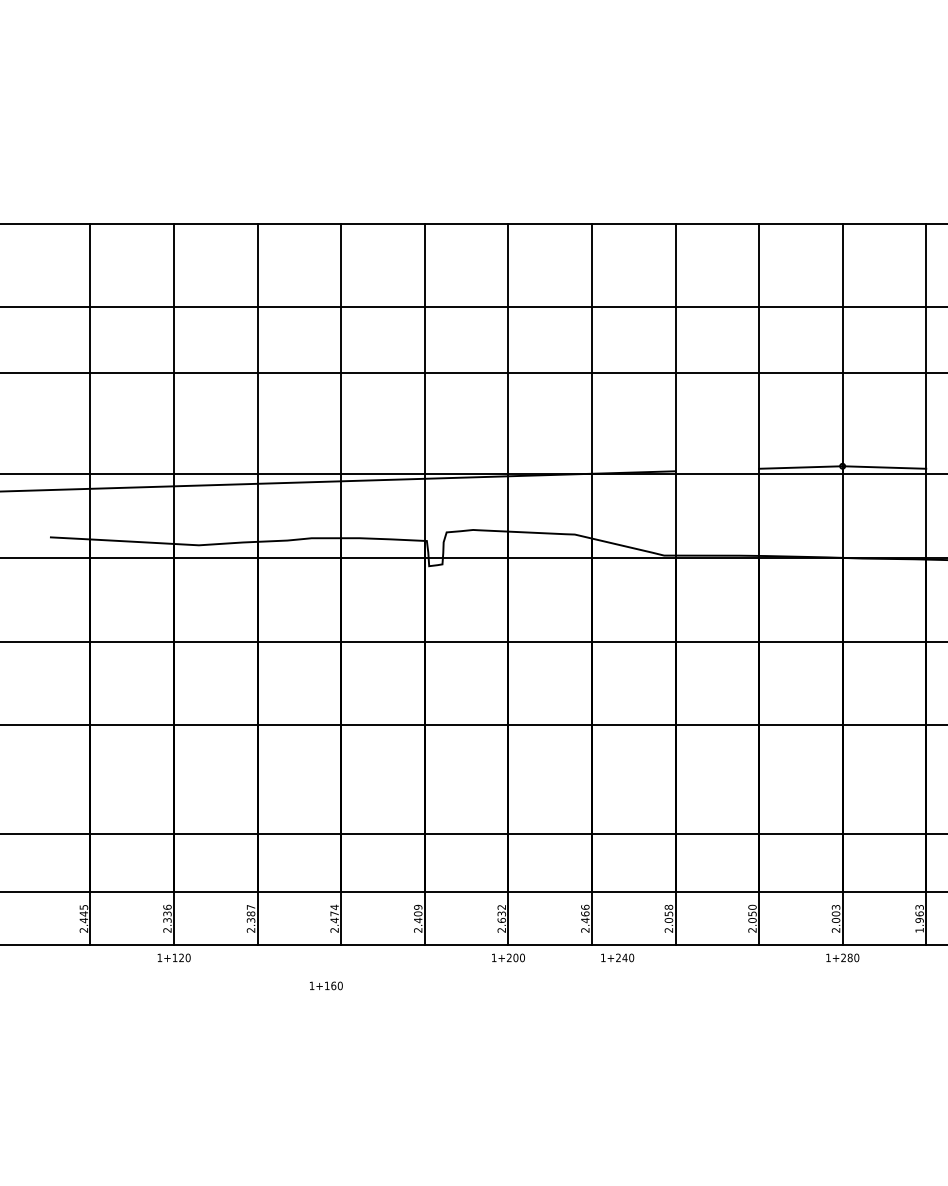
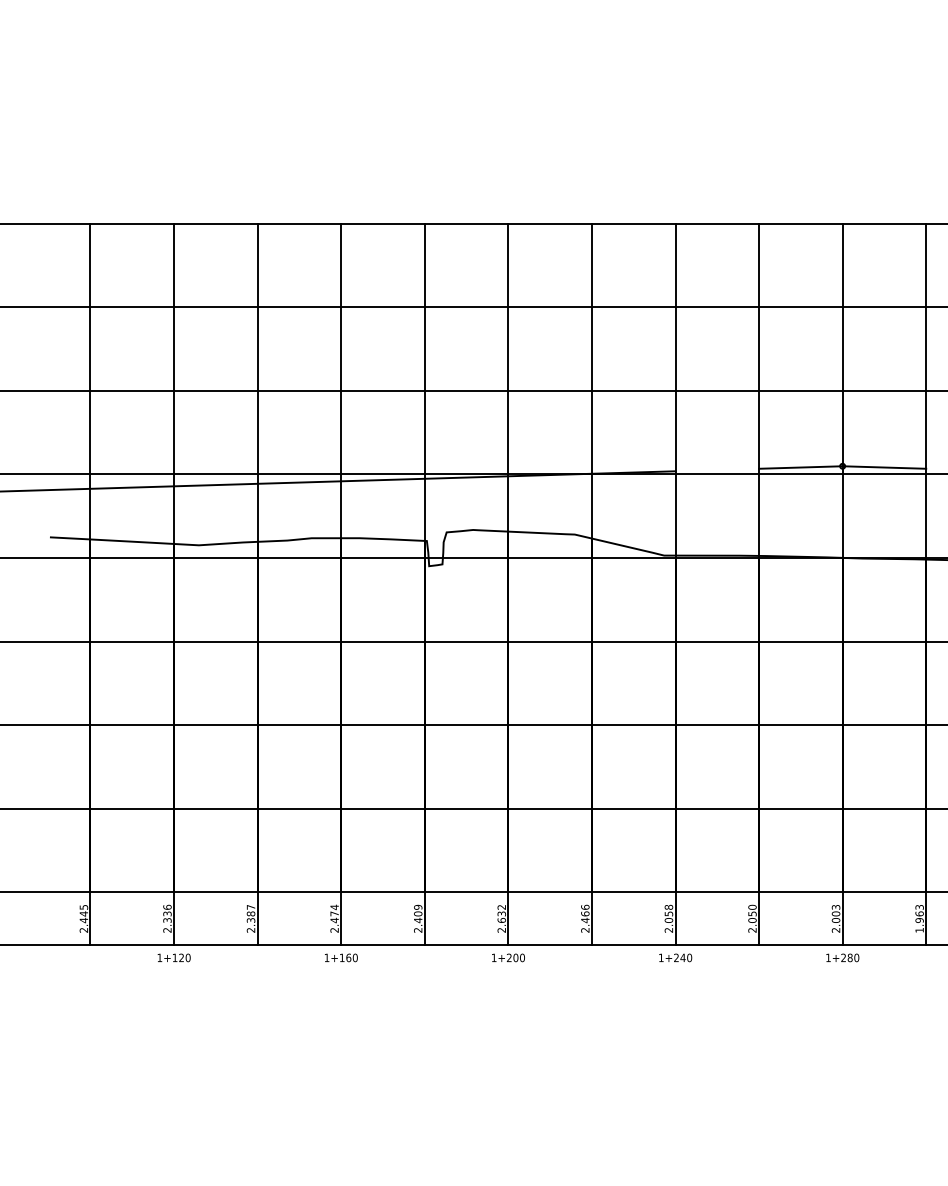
line position: (473, 372) -> (473, 390) (473, 390)
line position: (473, 833) -> (473, 808) (473, 808)
text position: (617, 957) -> (675, 957) (675, 957)
text position: (326, 985) -> (341, 957) (341, 957)
